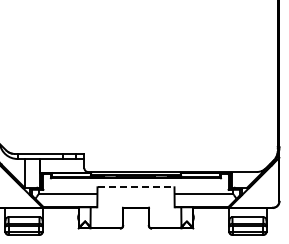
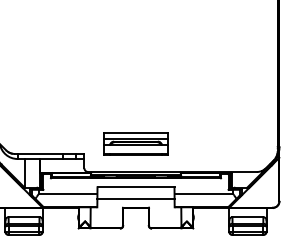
part: none -> present (135, 143)
line: dashed -> solid (136, 187)
line: none -> present (135, 198)
